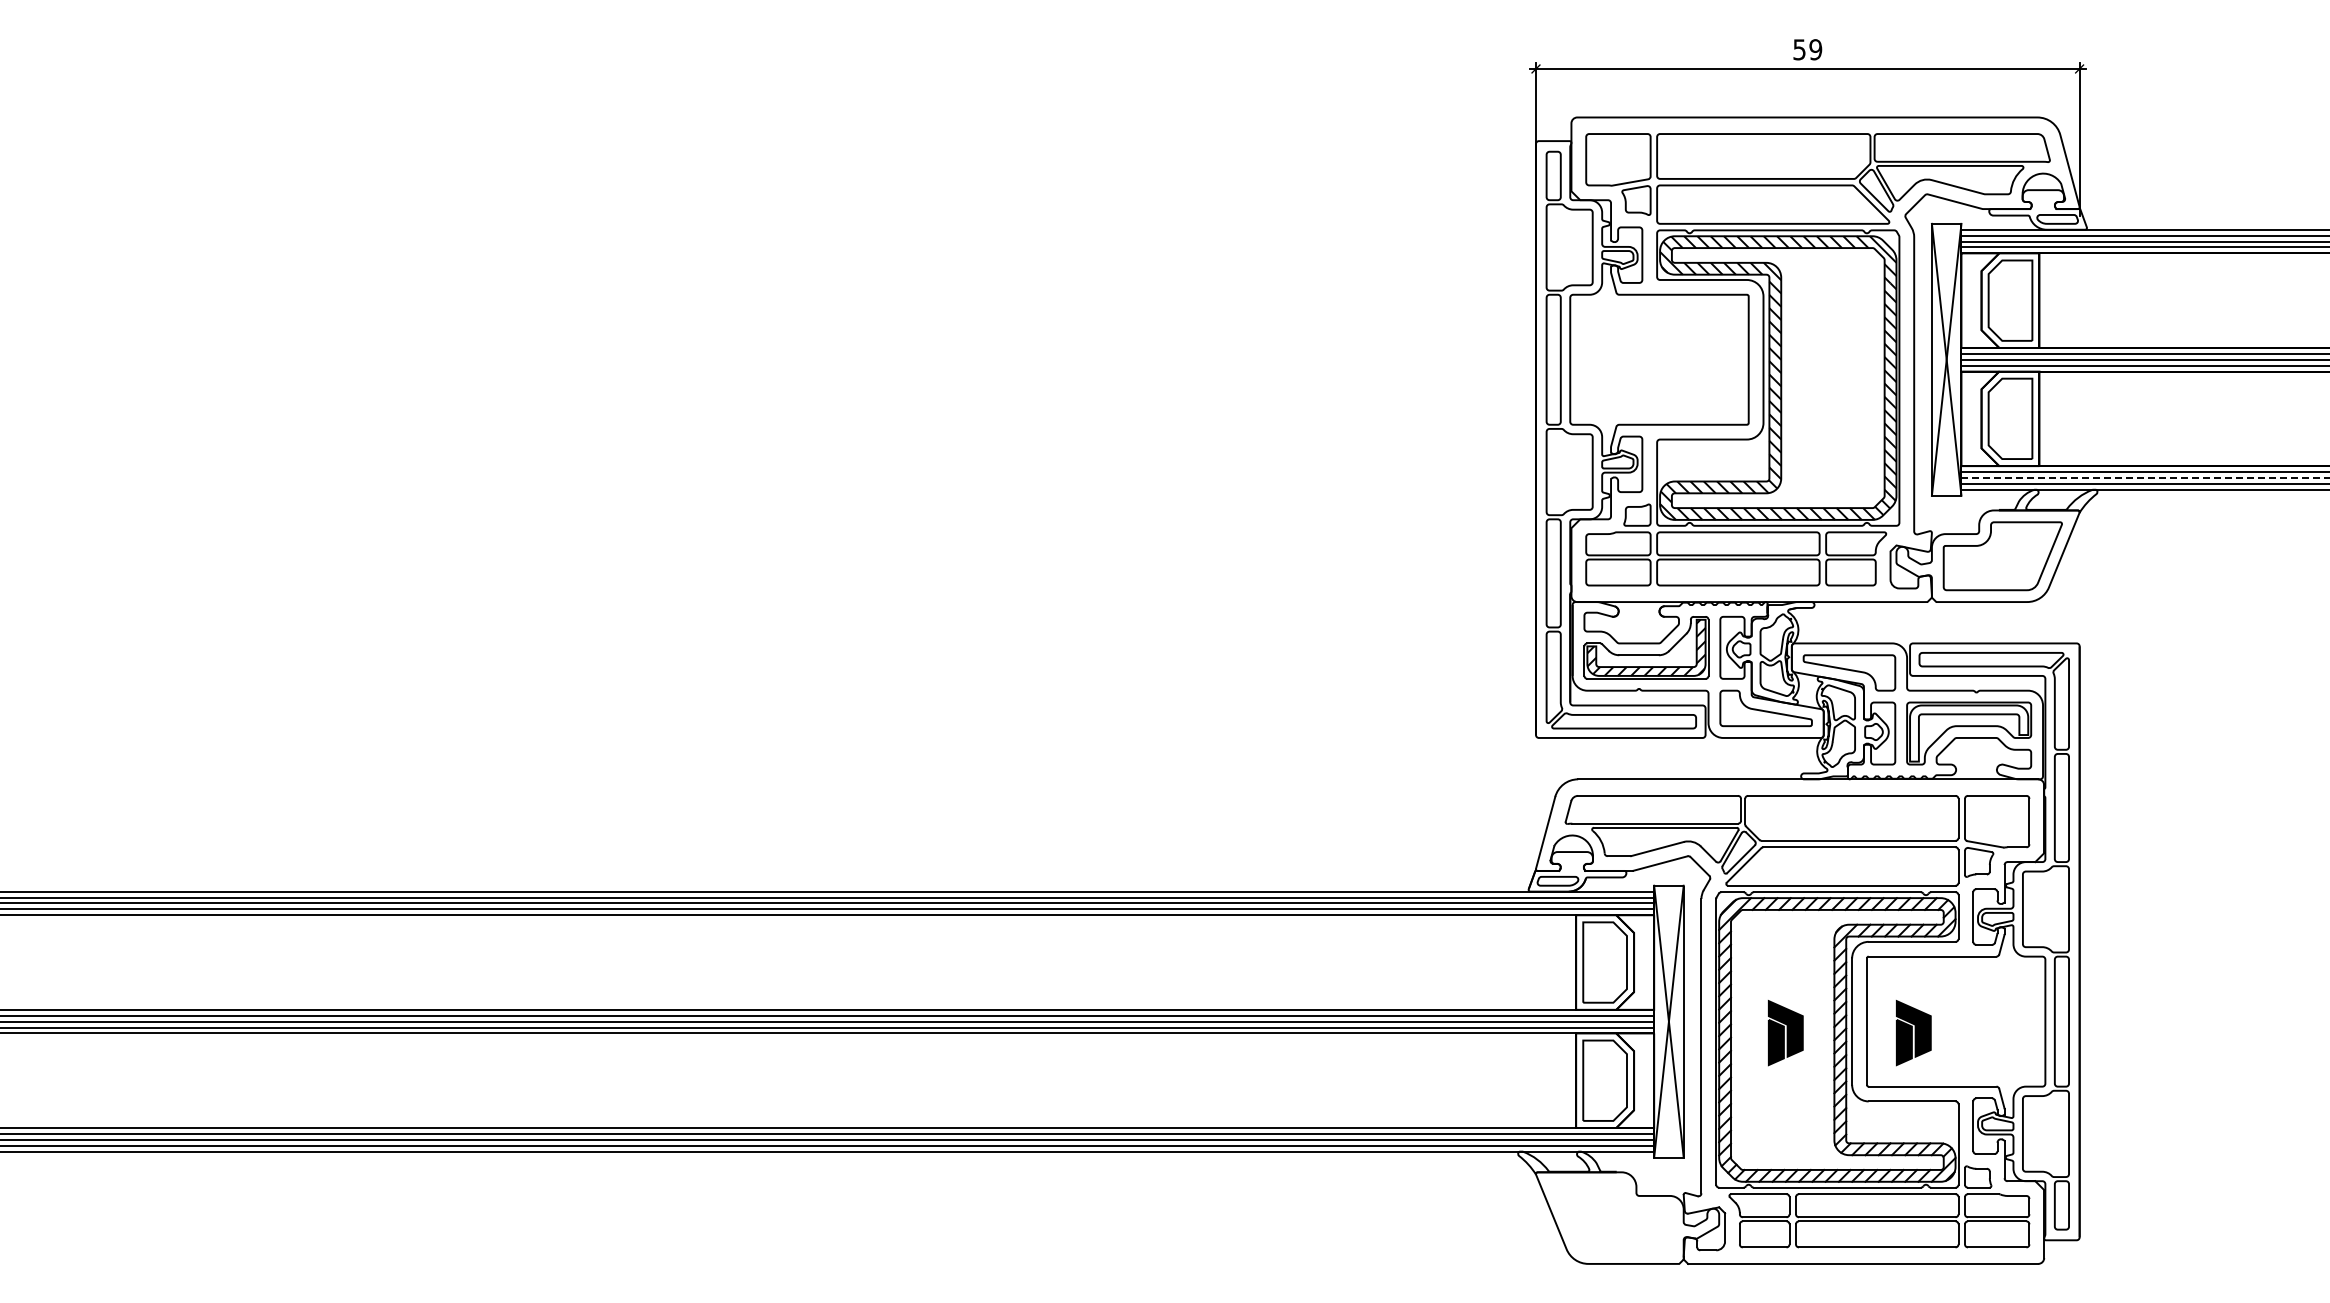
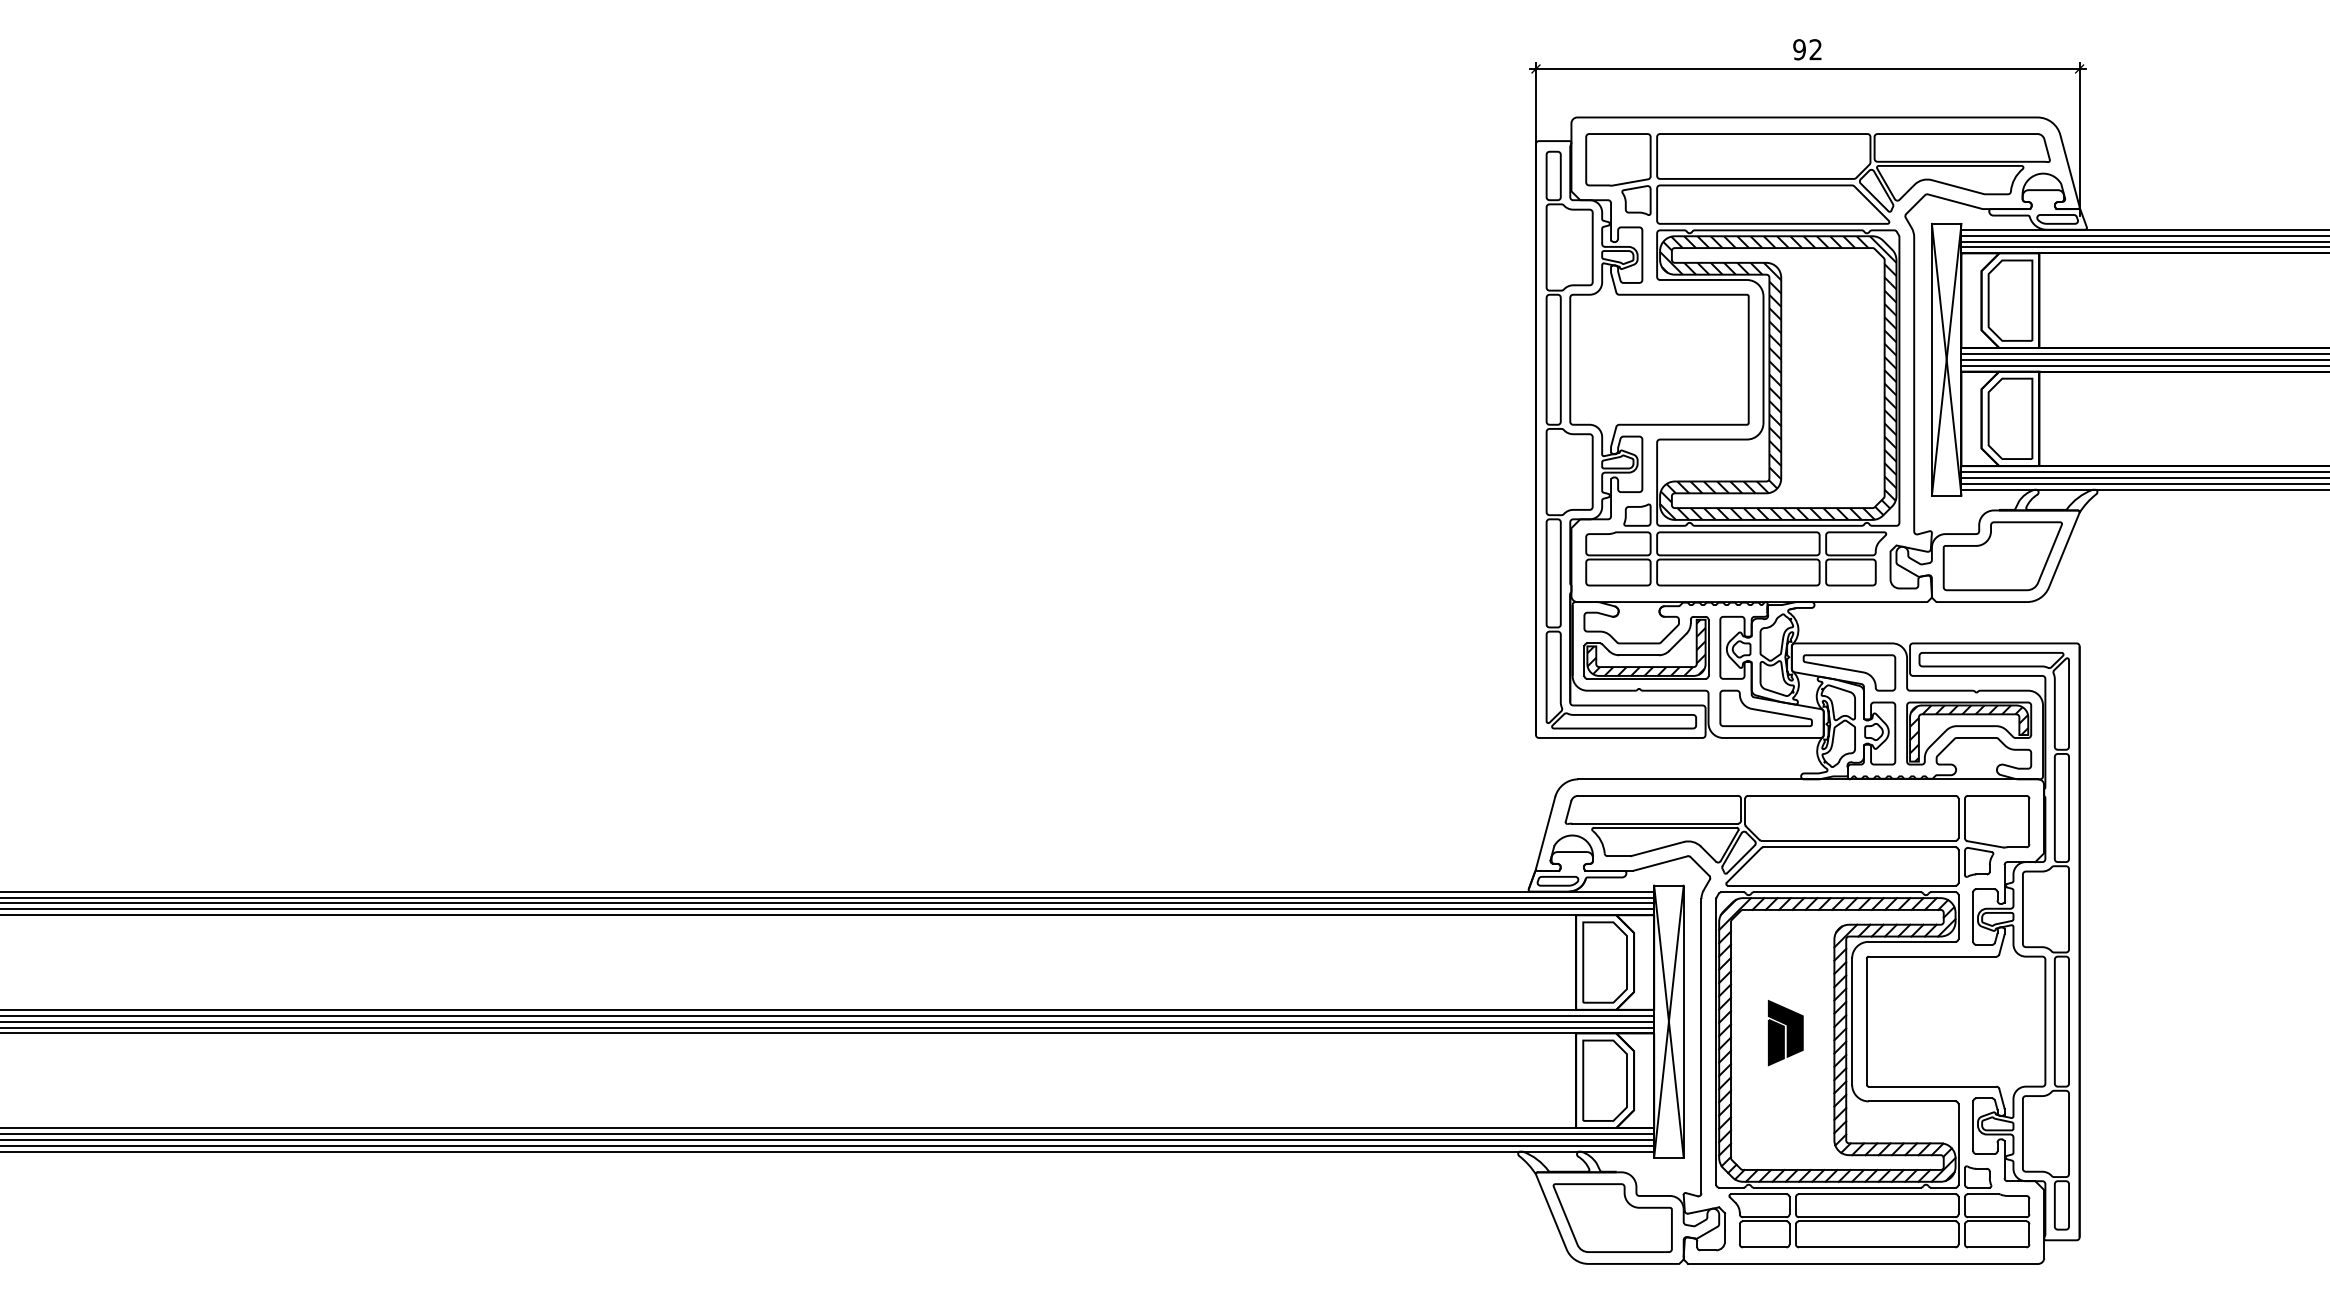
text: 59 -> 92 (1807, 49)
line: dashed -> solid (2145, 477)
hatch: none -> present (1969, 733)
part: present -> none (1913, 1033)
part: none -> present (1612, 1217)
